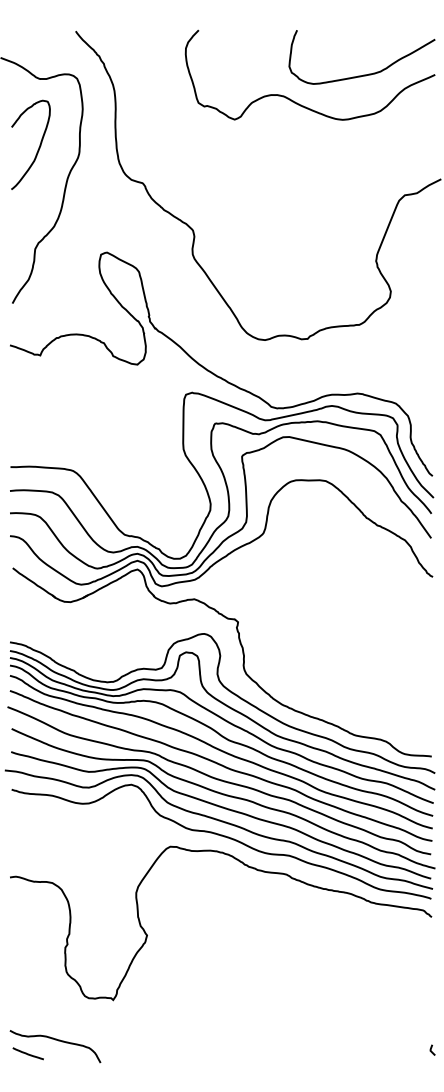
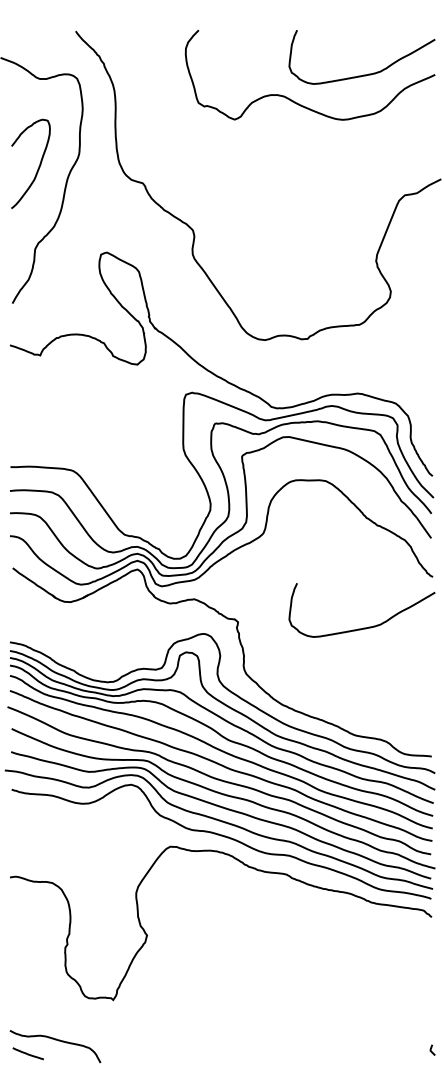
curve position: (38, 147) -> (38, 166) (38, 166)
curve: none -> present (363, 627)
